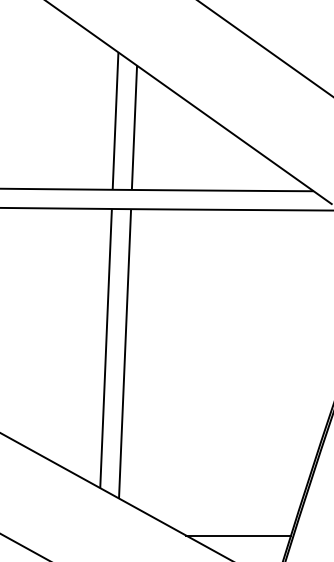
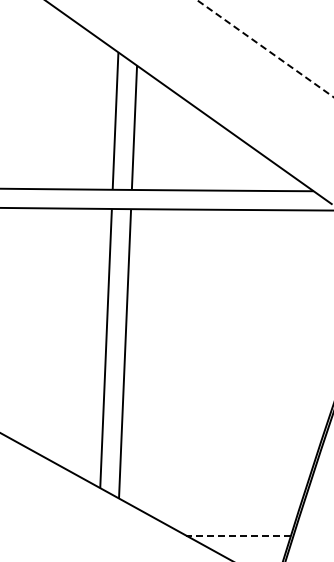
line: solid -> dashed (265, 48)
line: solid -> dashed (238, 535)
line: present -> none (23, 546)
